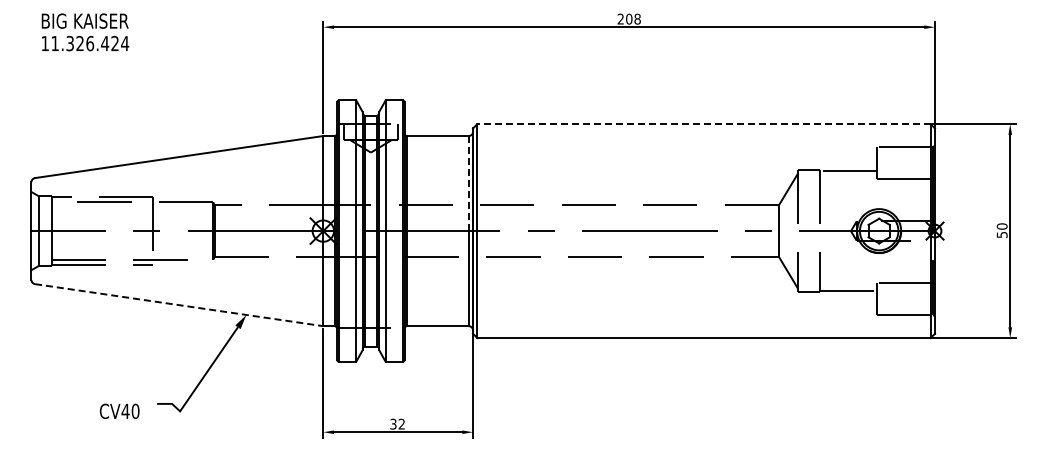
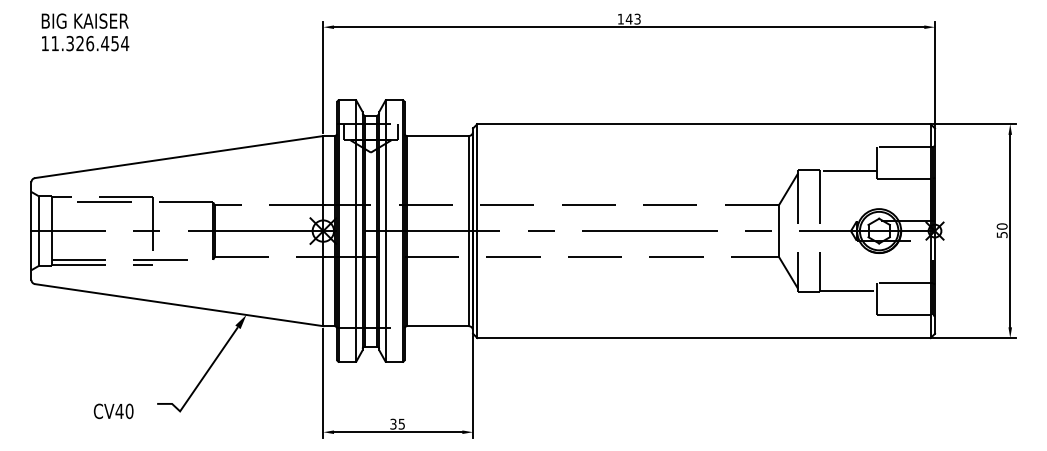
text: 208 -> 143 (628, 18)
text: 11.326.424 -> 11.326.454 (114, 43)
line: dashed -> solid (704, 124)
line: dashed -> solid (468, 183)
line: dashed -> solid (179, 305)
text position: (119, 411) -> (113, 411) (113, 411)
text: 32 -> 35 (401, 423)
